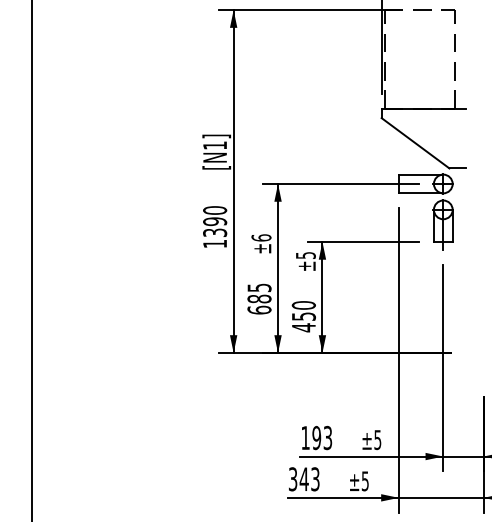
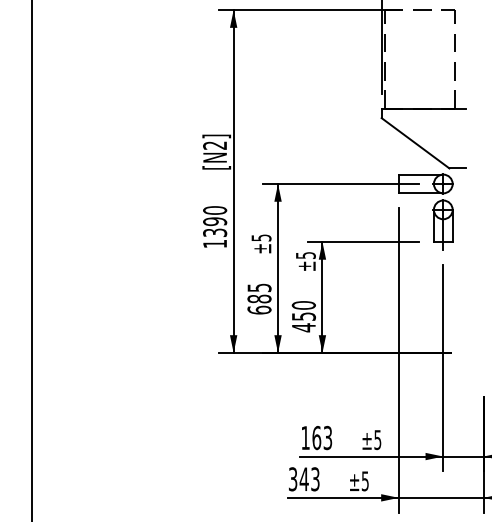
text: [N1] -> [N2] (214, 145)
text: ±6 -> ±5 (261, 237)
text: 193 -> 163 (316, 437)
